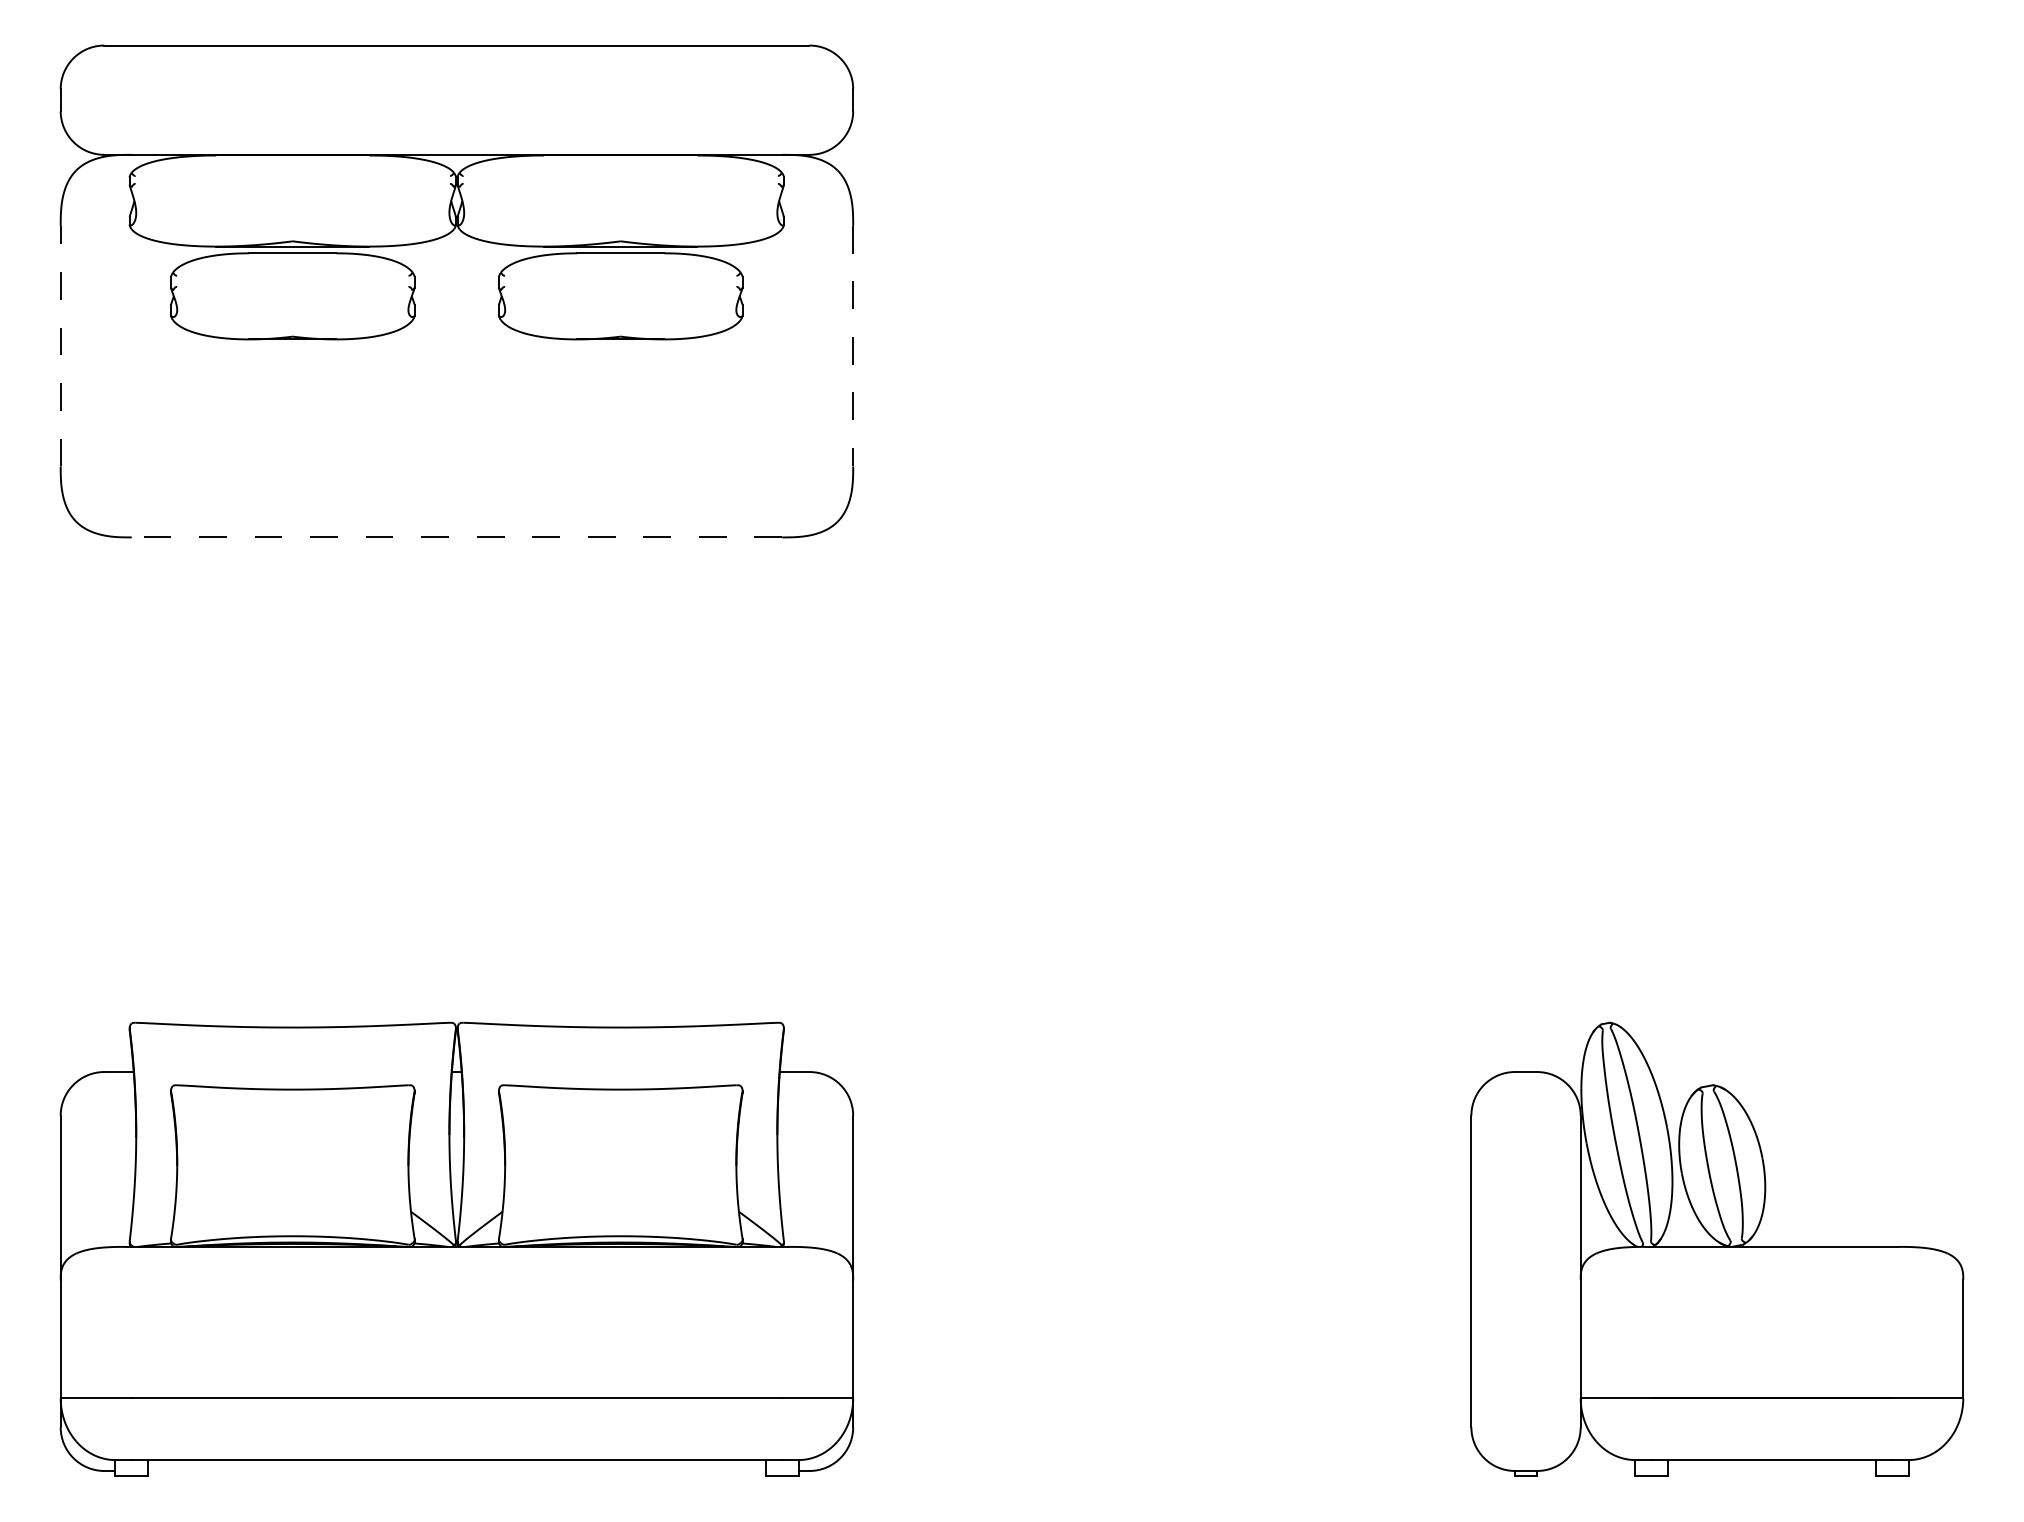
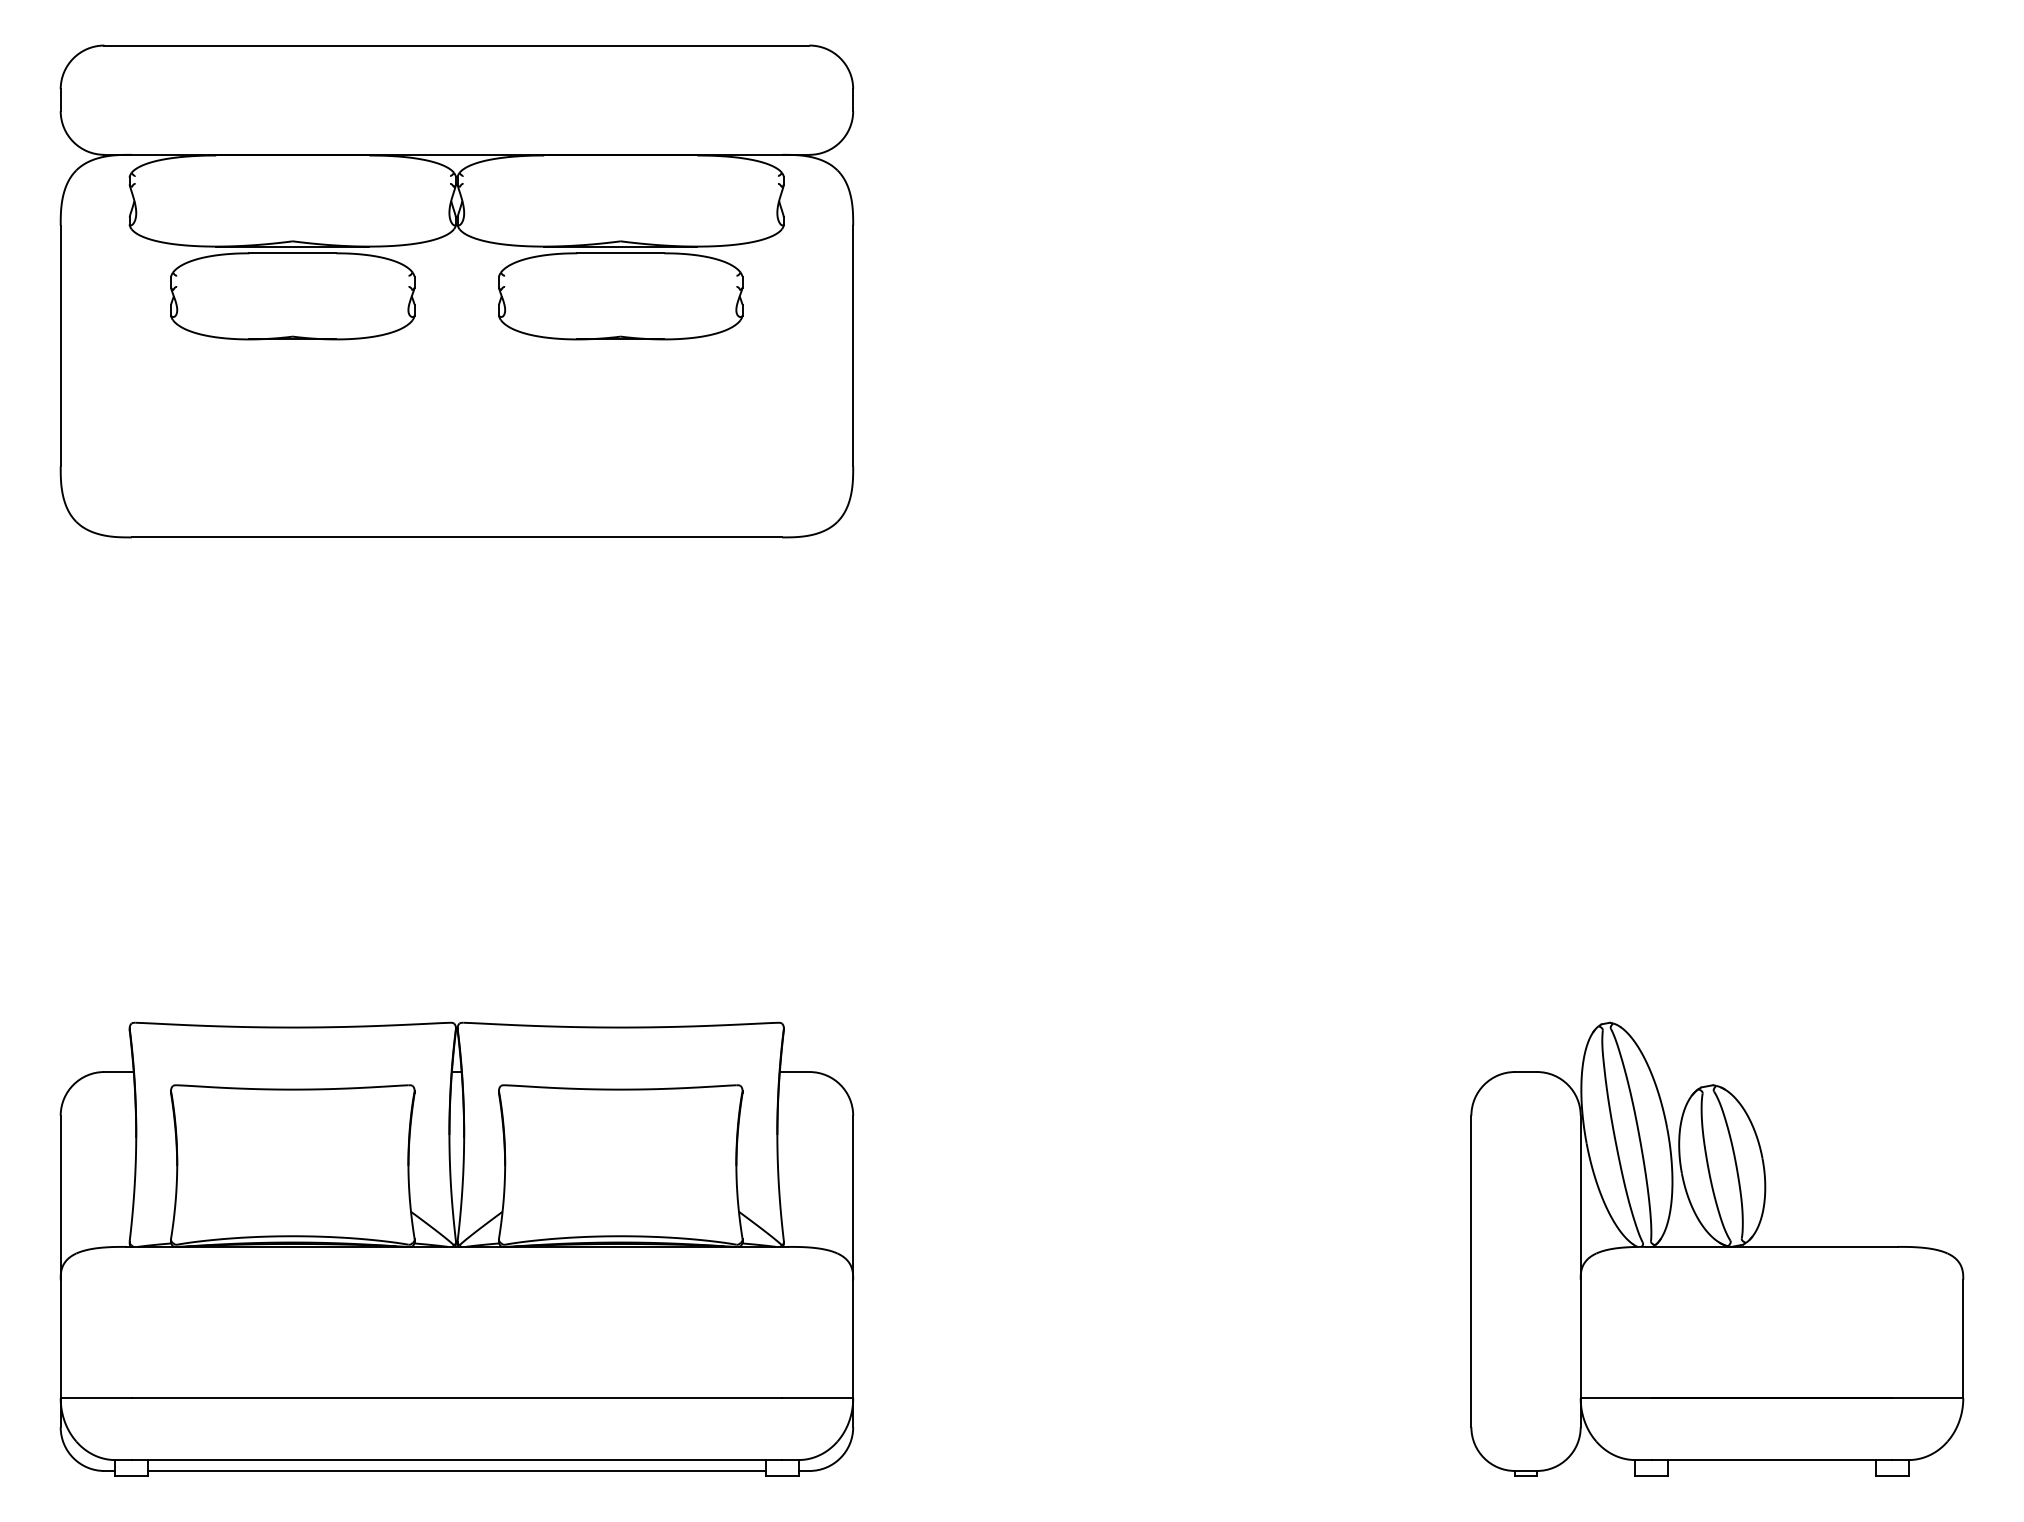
line: dashed -> solid (60, 345)
line: dashed -> solid (853, 346)
line: dashed -> solid (456, 537)
line: none -> present (456, 1470)
